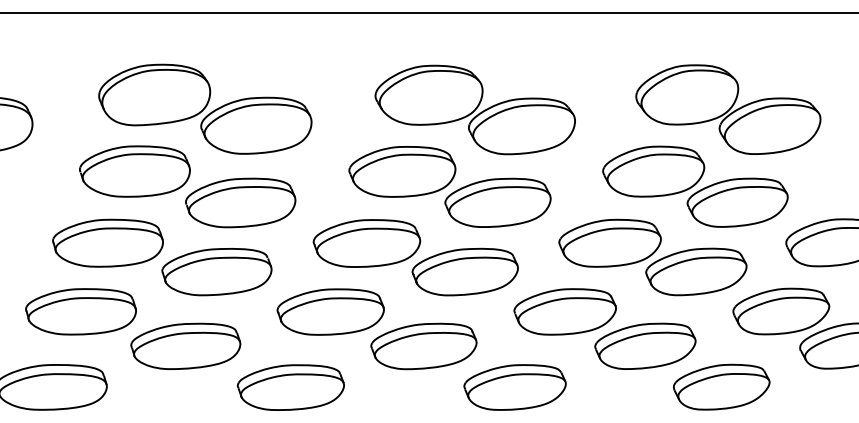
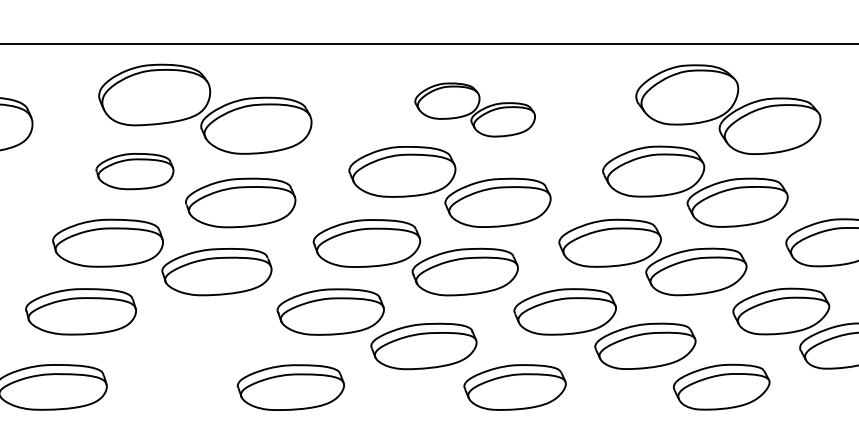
line position: (428, 12) -> (428, 43) (428, 43)
part size: 202x92 px -> 122x56 px (474, 109)
part size: 112x53 px -> 80x38 px (134, 171)
part: present -> none (185, 345)
